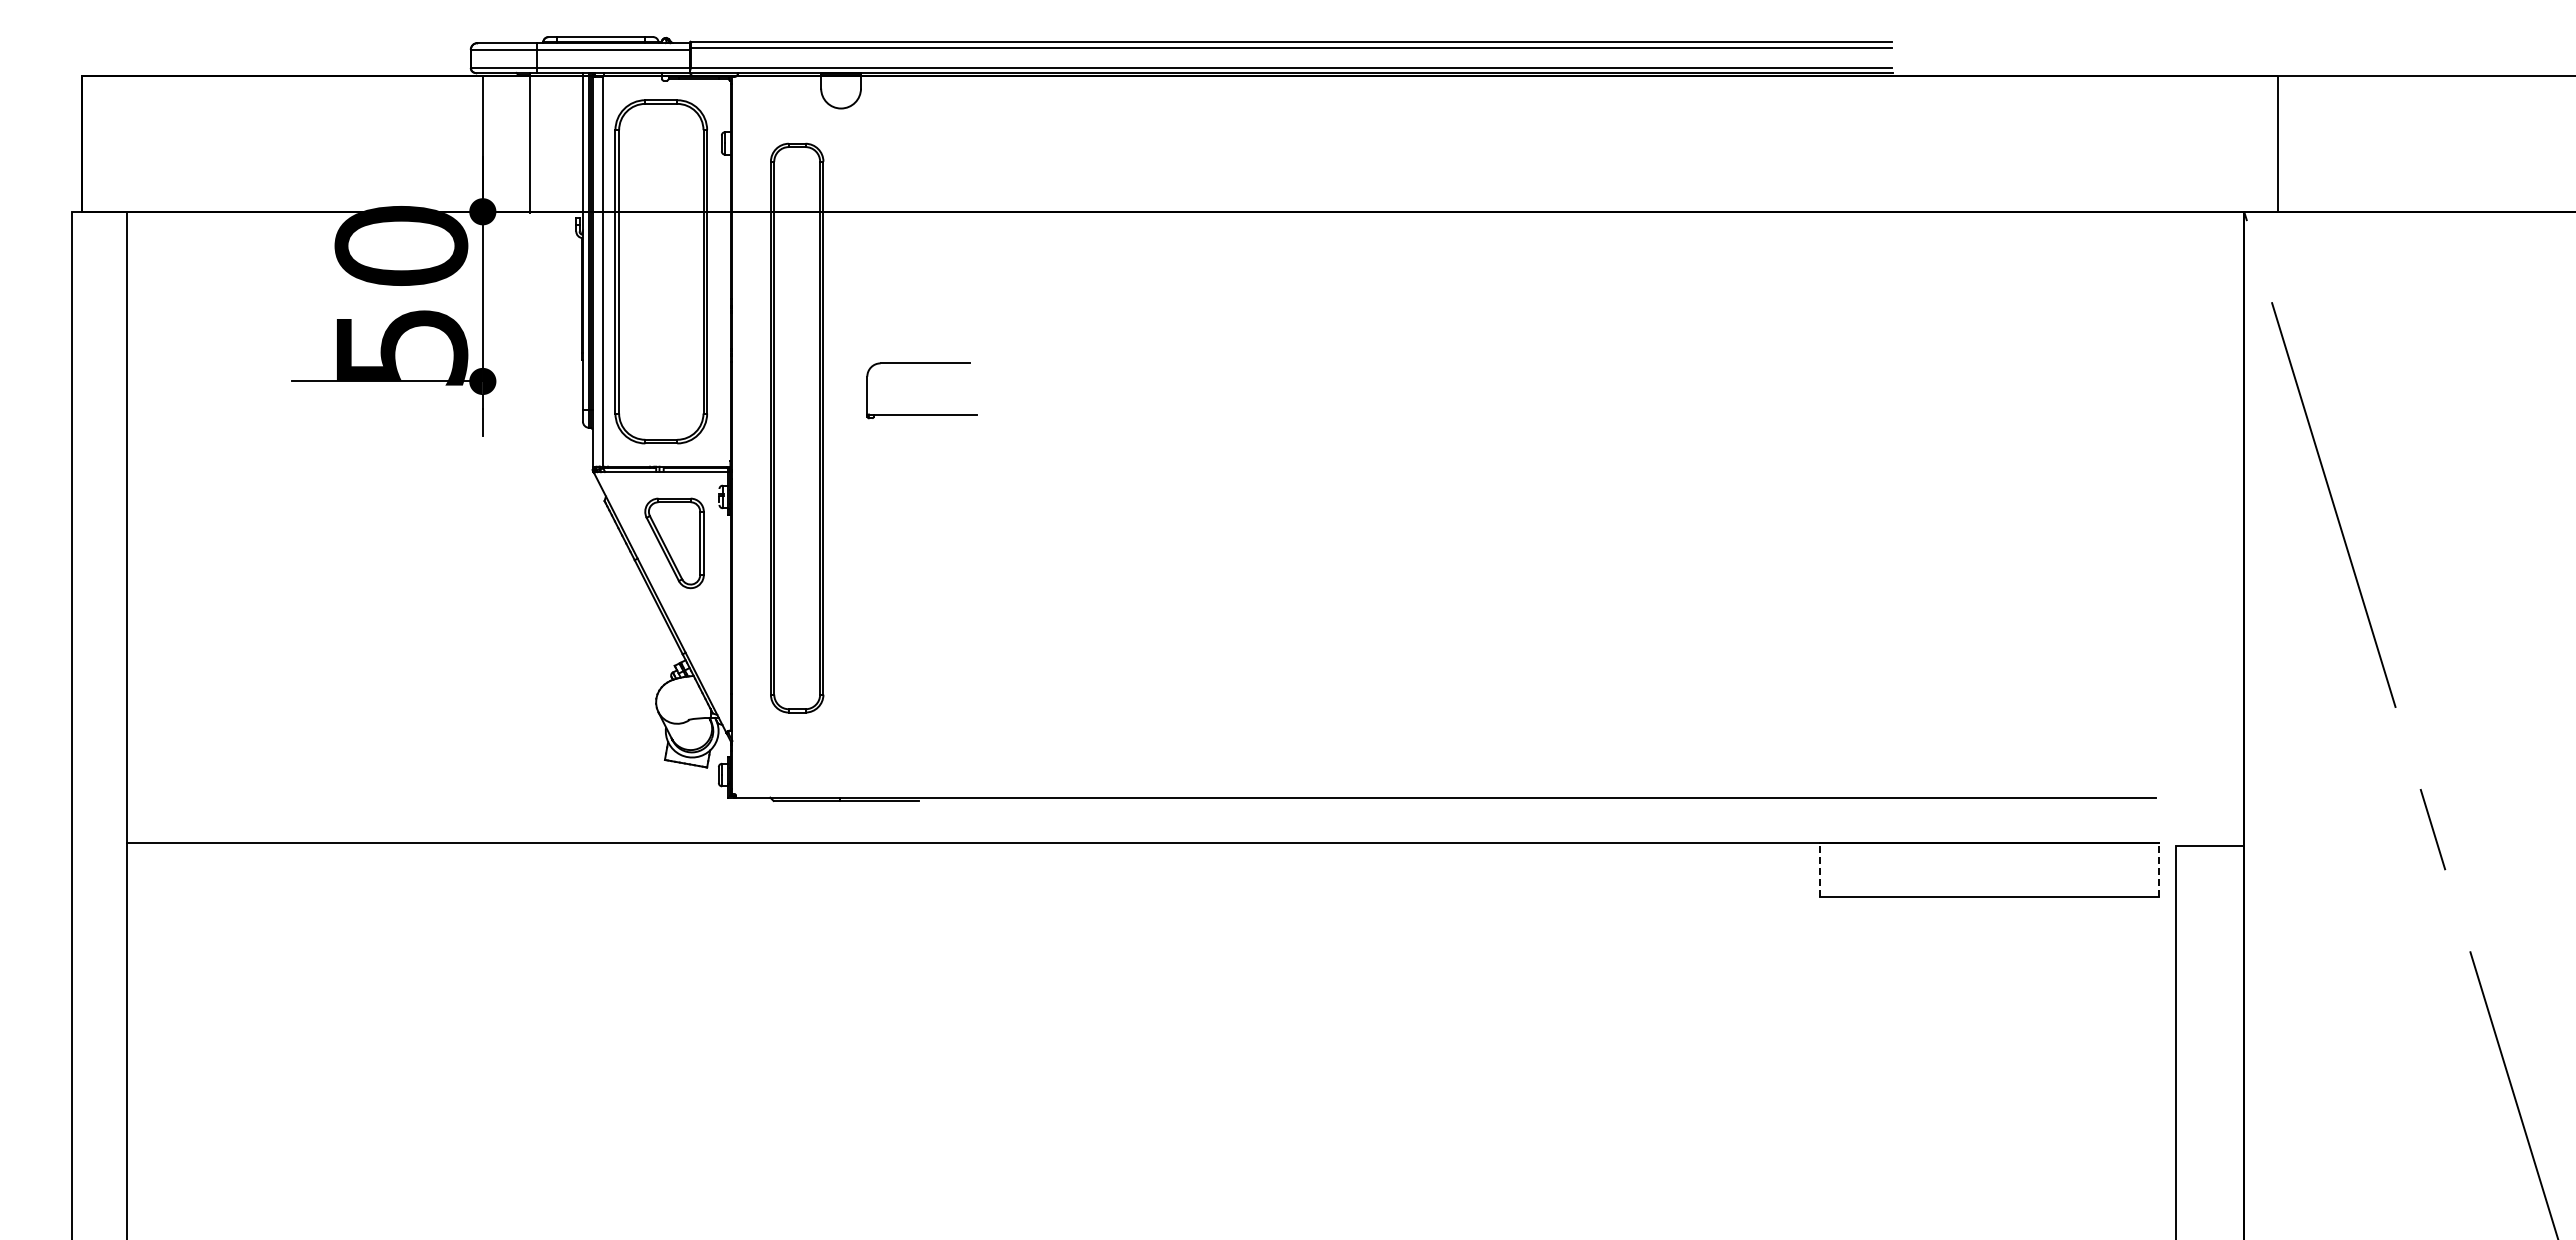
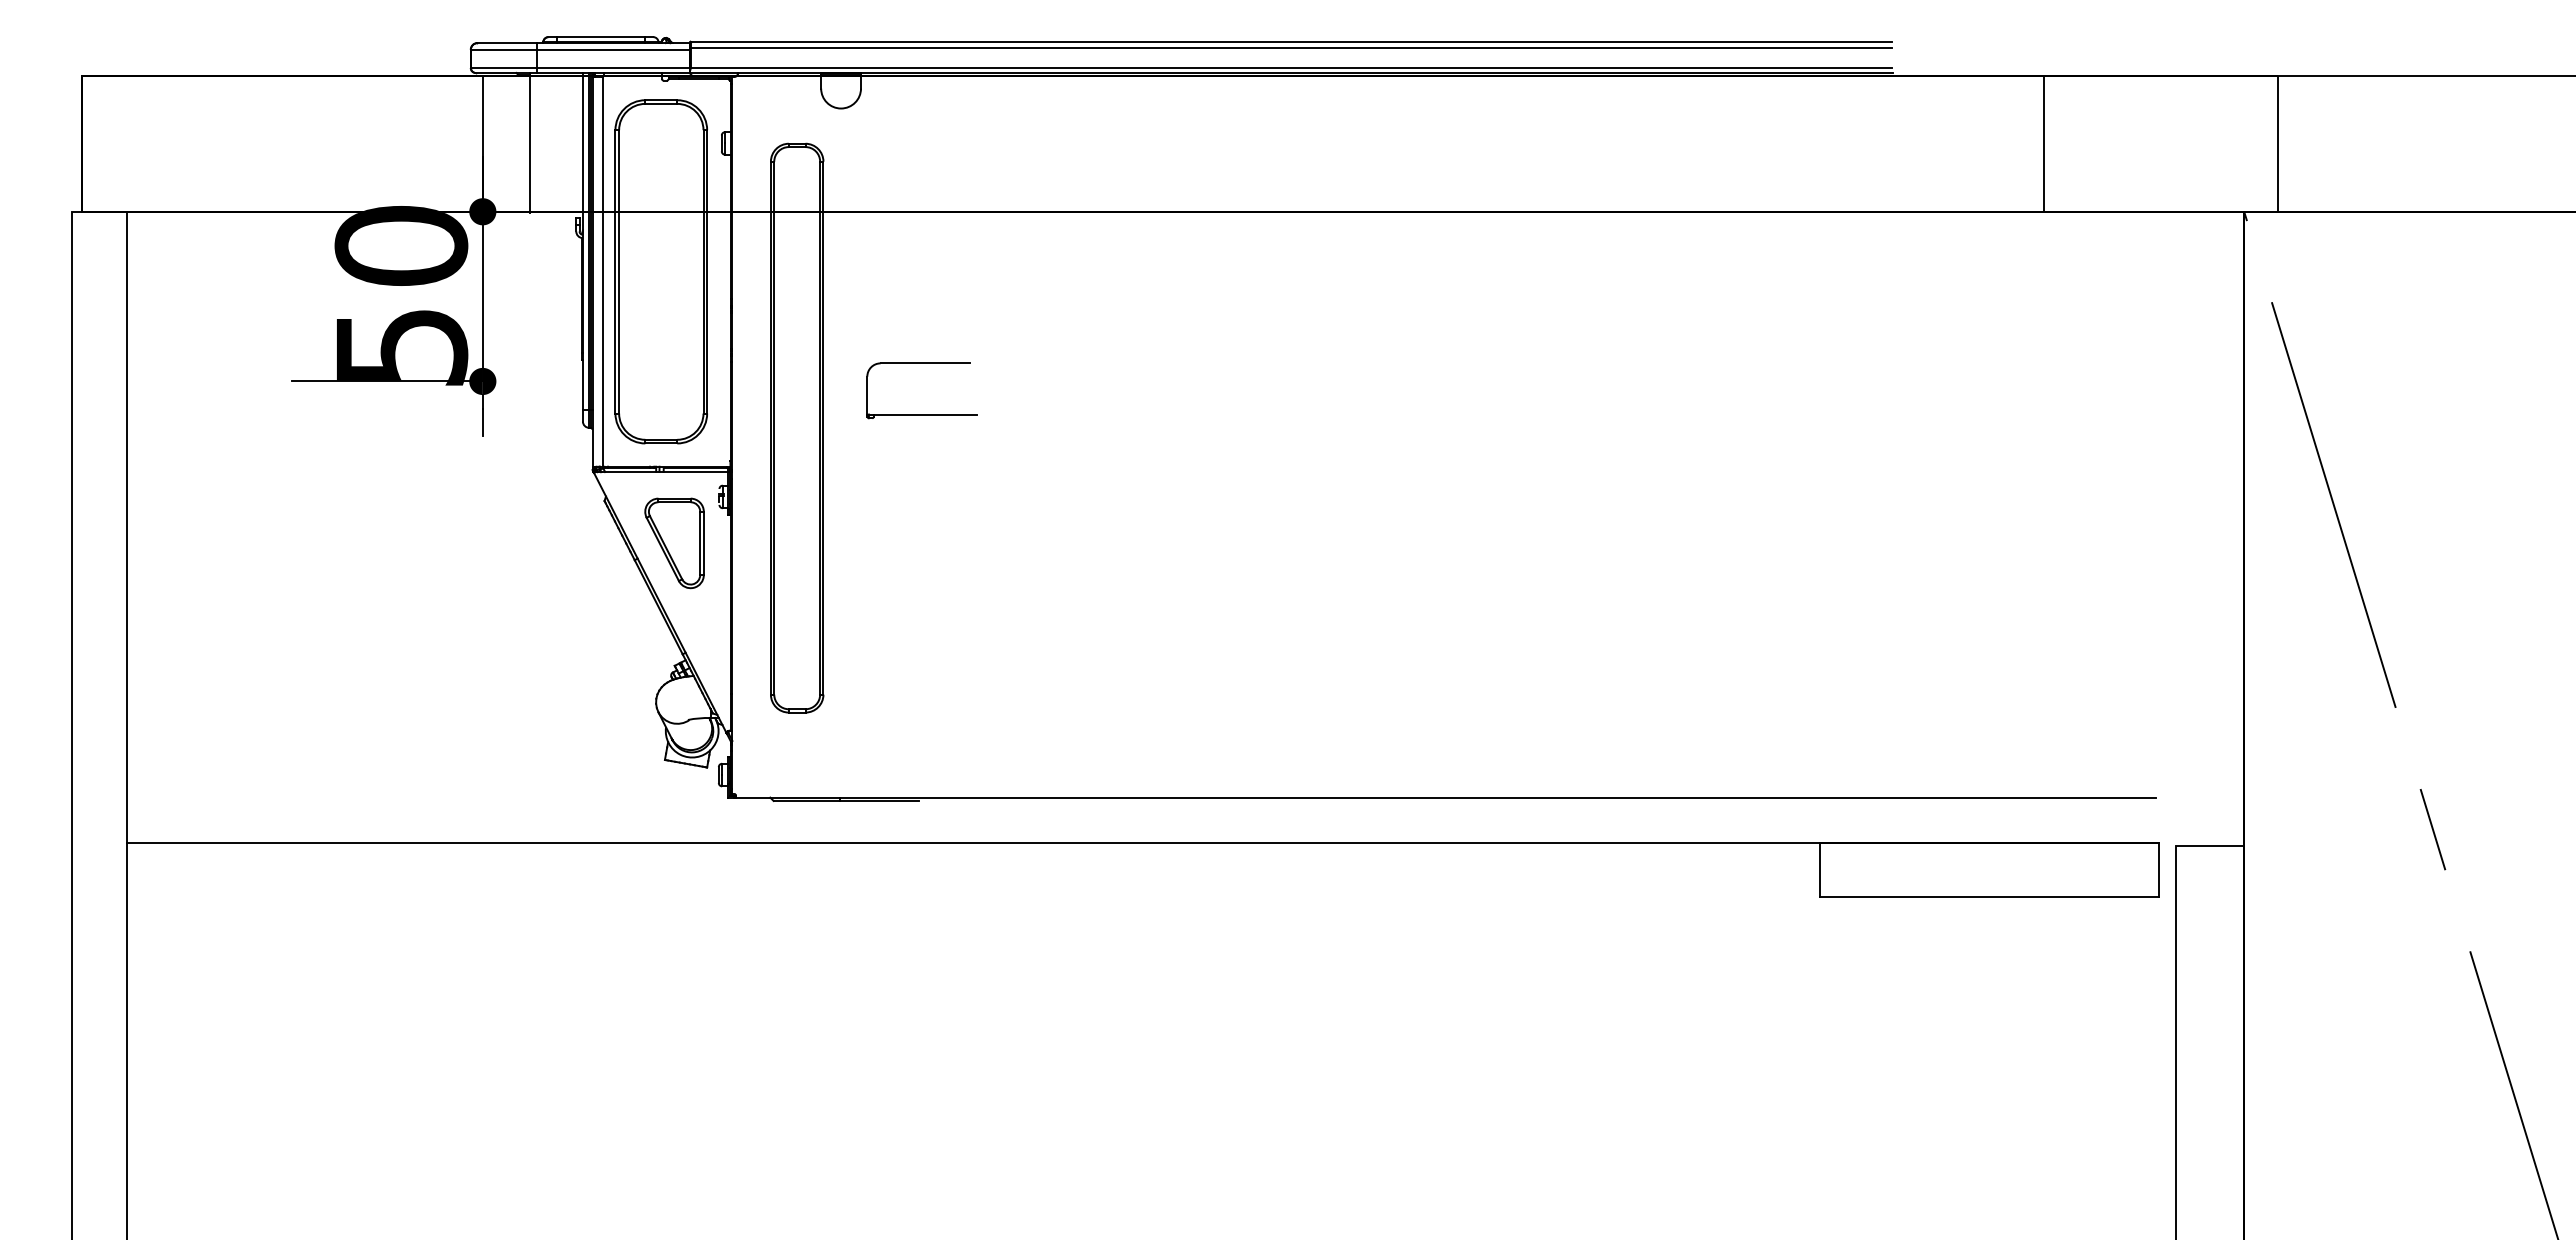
line: none -> present (2043, 143)
line: dashed -> solid (1819, 869)
line: dashed -> solid (2159, 869)
